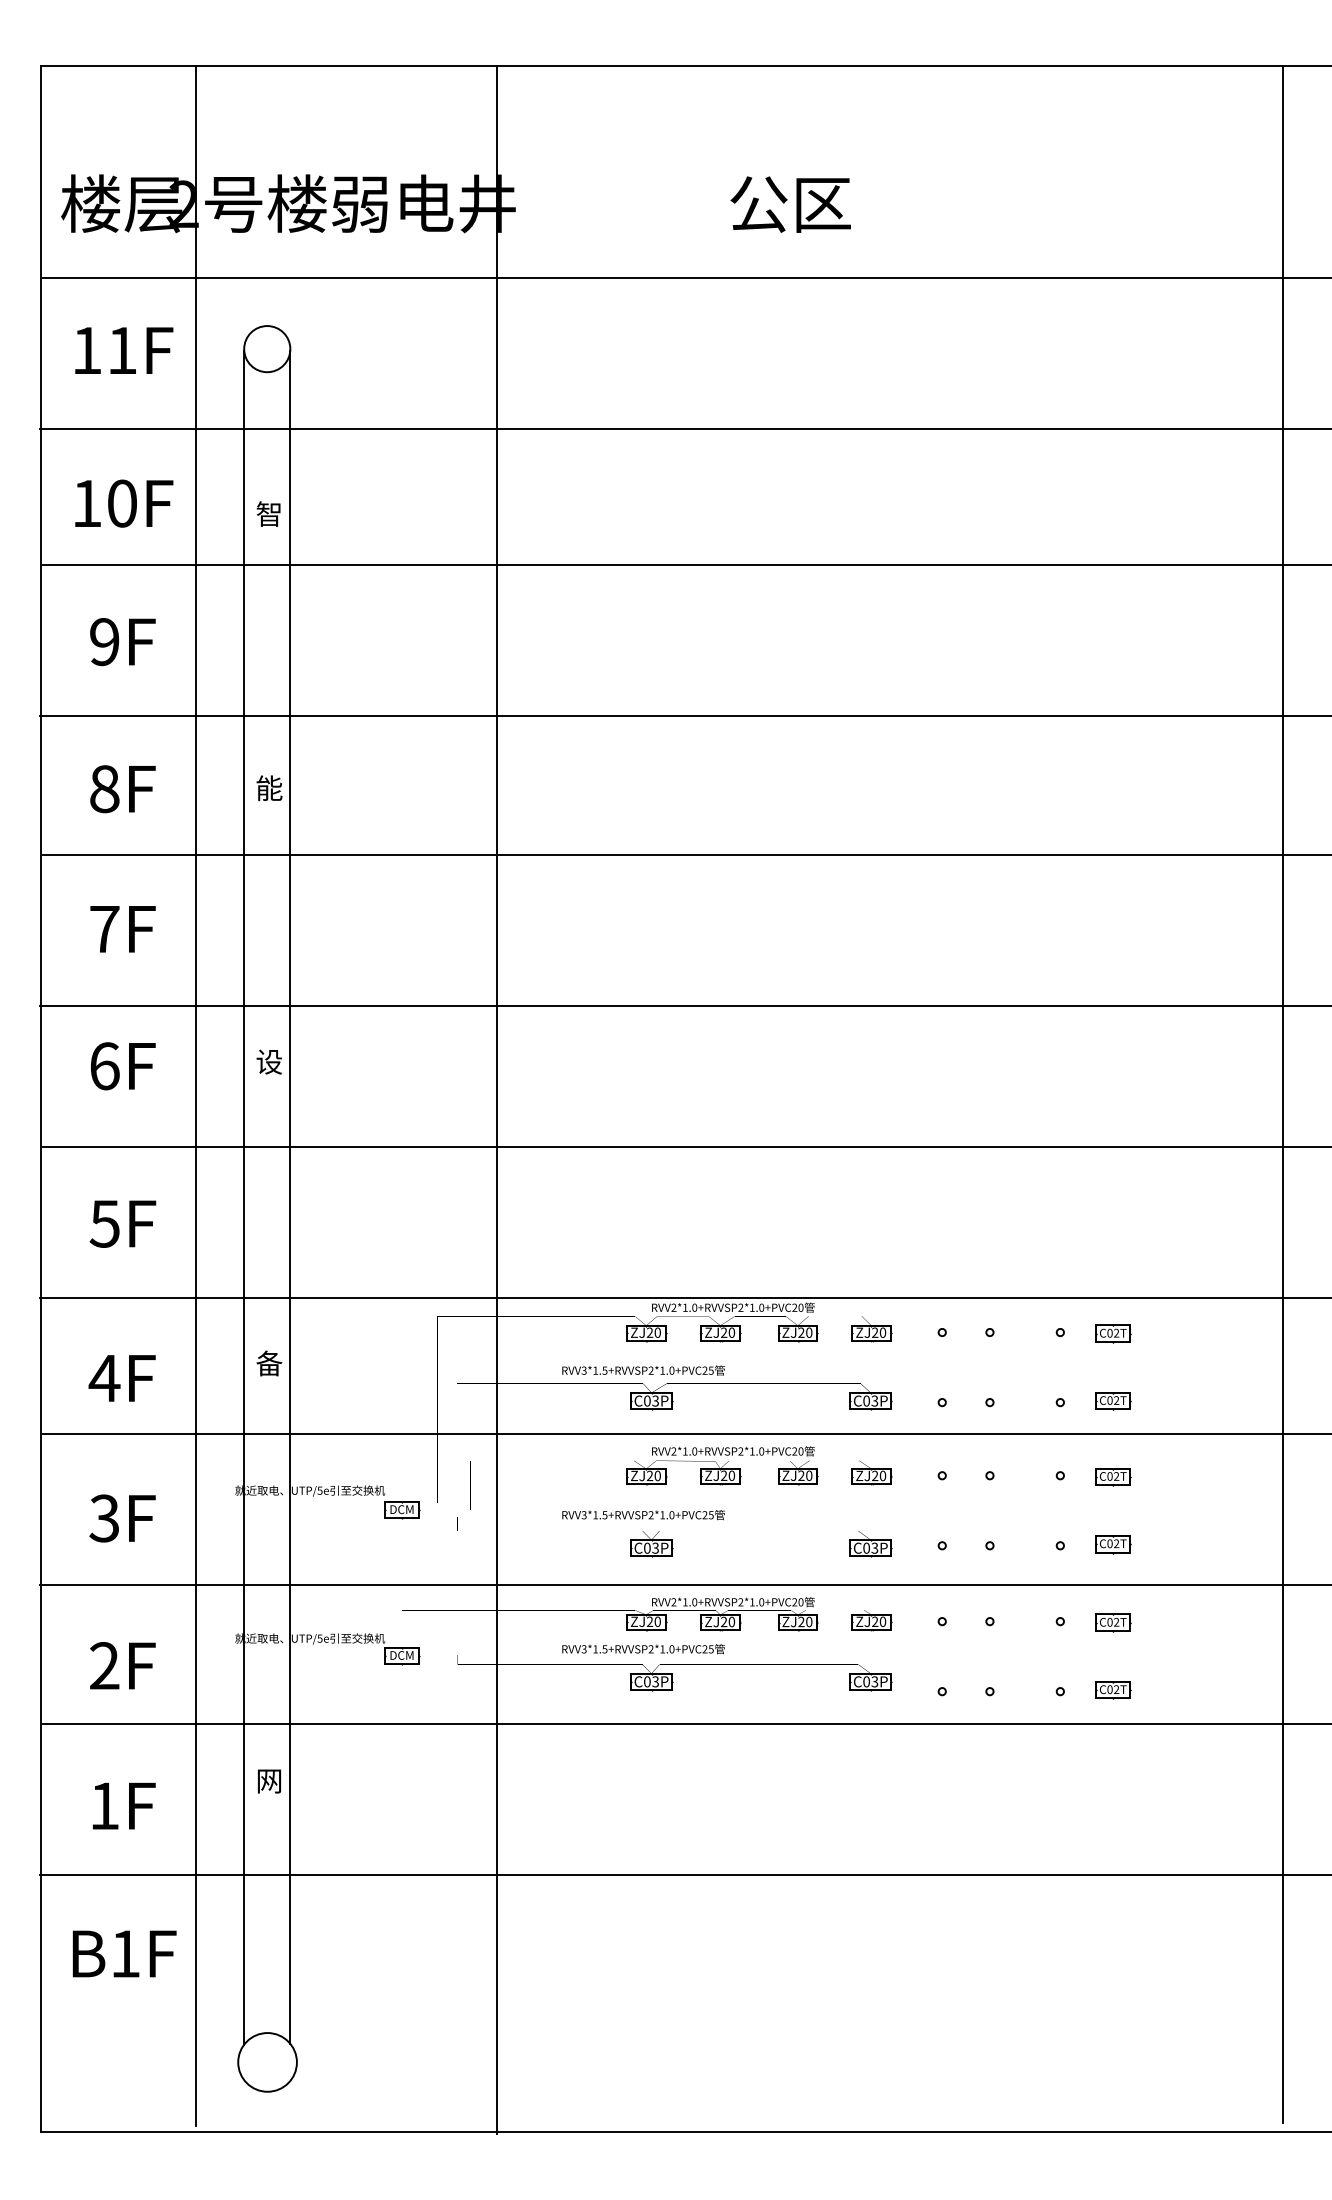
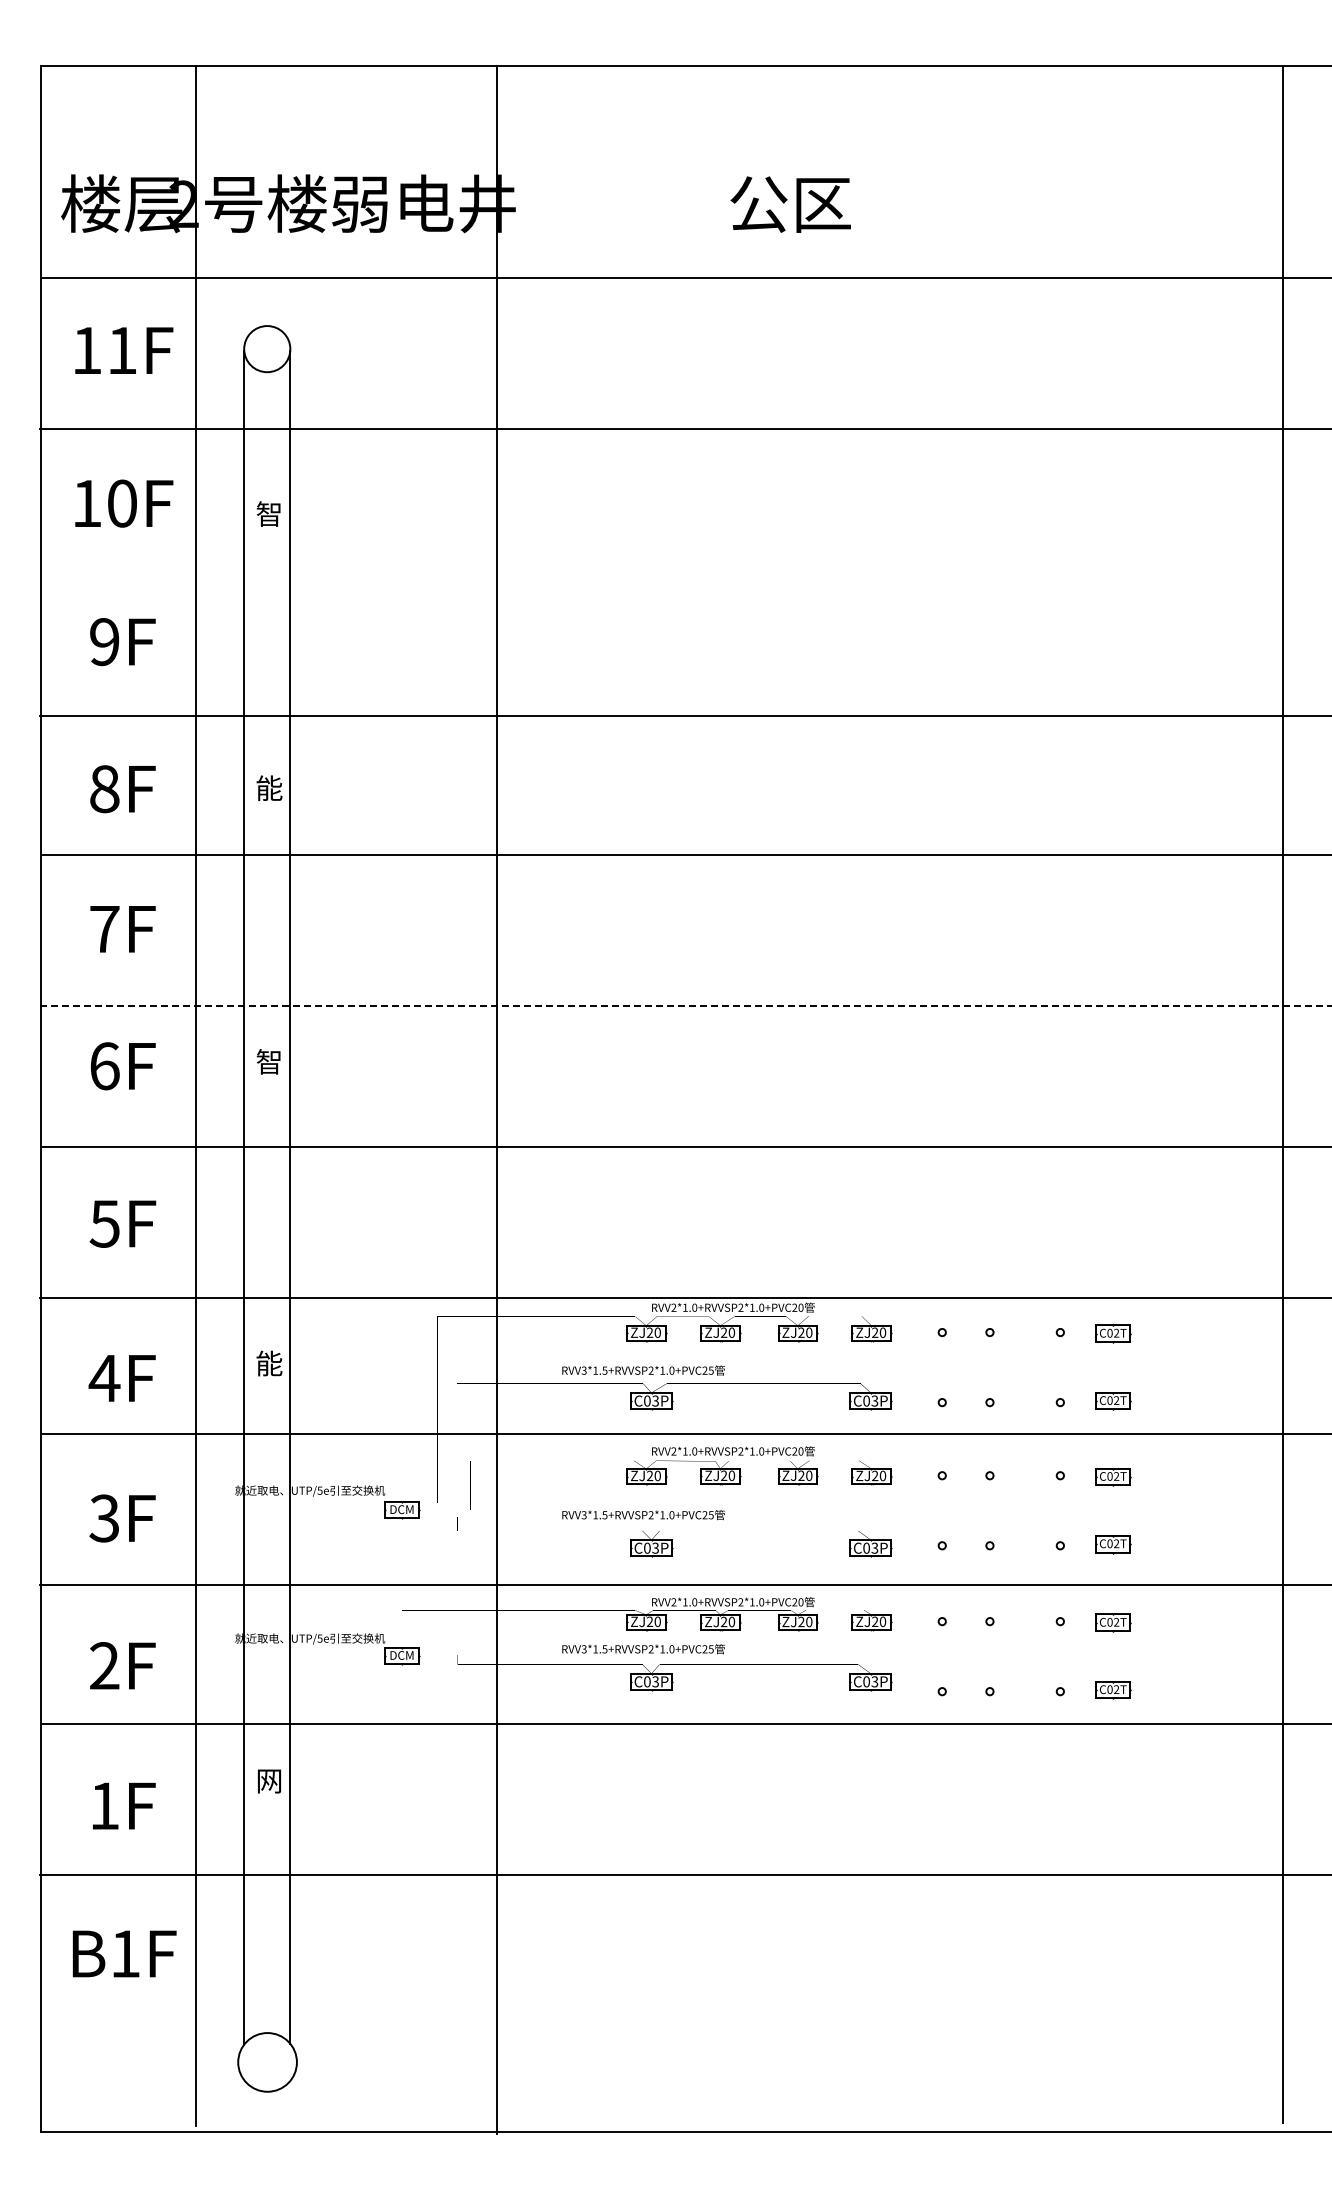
line: present -> none (685, 565)
line: solid -> dashed (685, 1005)
text: 设 -> 智 (268, 1061)
text: 备 -> 能 (269, 1363)
